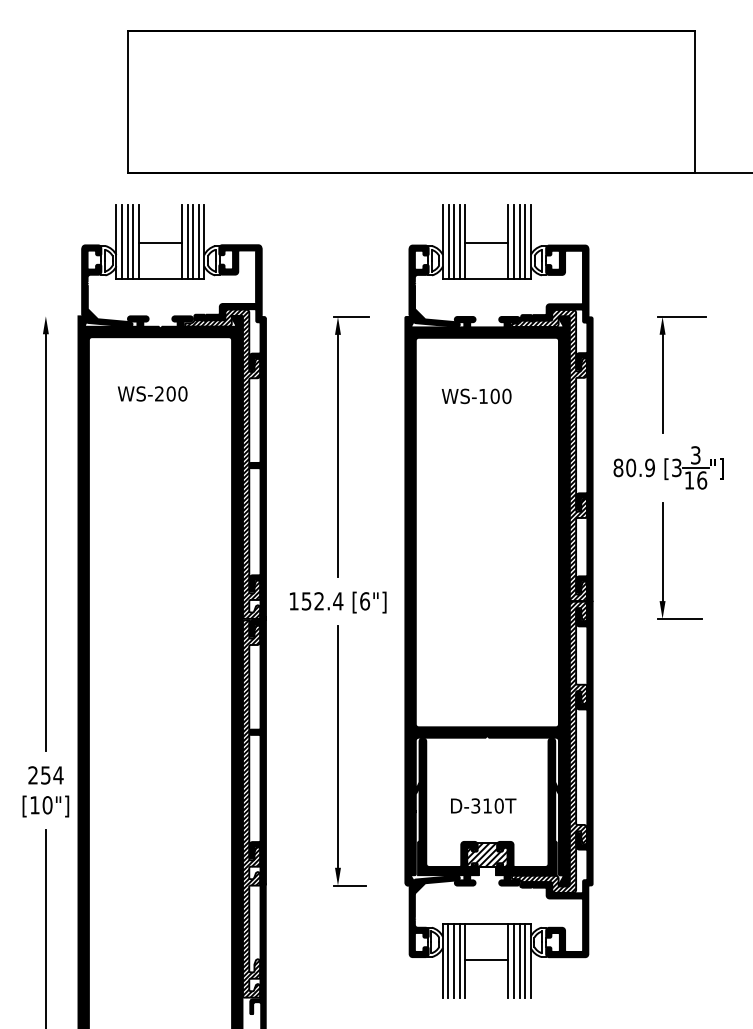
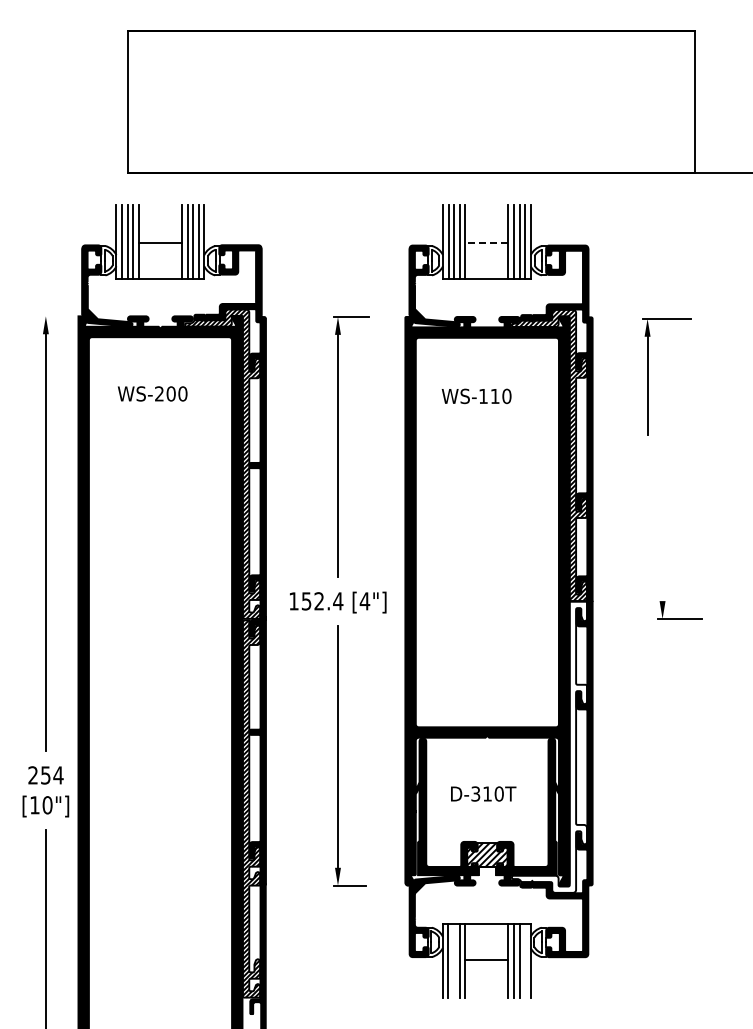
line: solid -> dashed (486, 243)
part position: (663, 374) -> (648, 376) (648, 376)
text: WS-100 -> WS-110 (494, 396)
part: present -> none (668, 467)
line: present -> none (662, 552)
text: [6"] -> [4"] (364, 601)
hatch: present -> none (550, 746)
text position: (483, 805) -> (483, 793) (483, 793)
line: present -> none (454, 960)
line: present -> none (525, 960)
